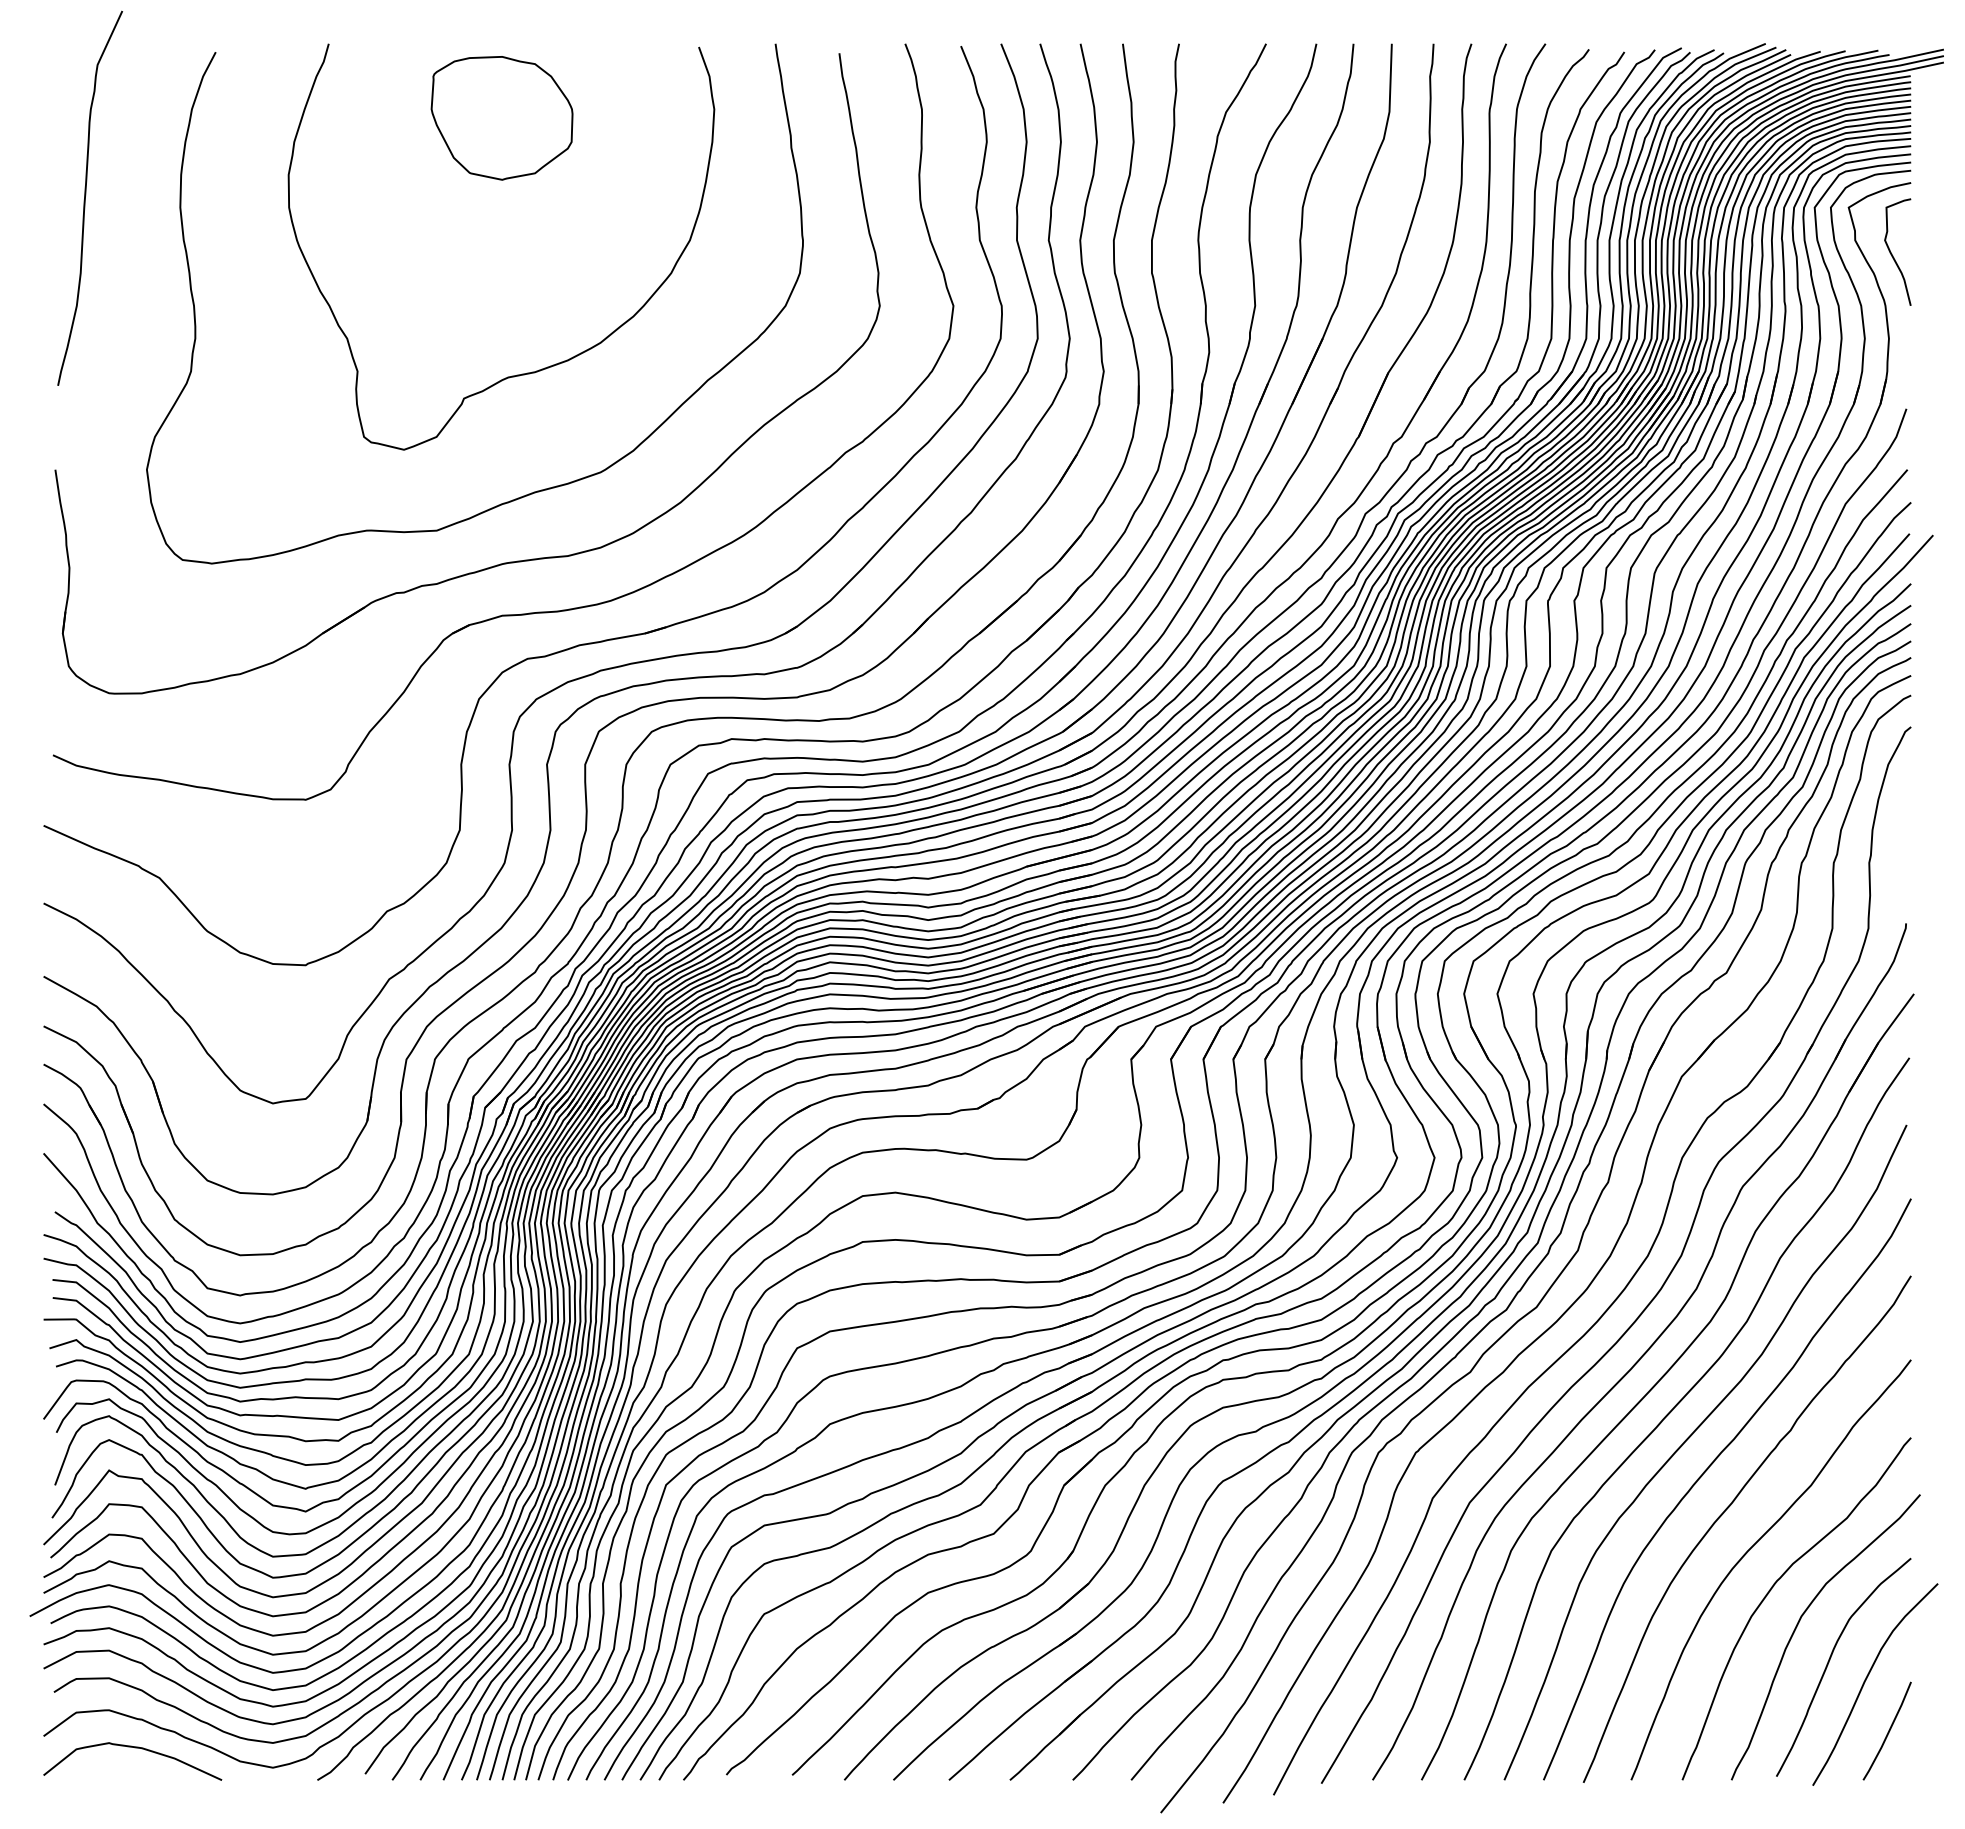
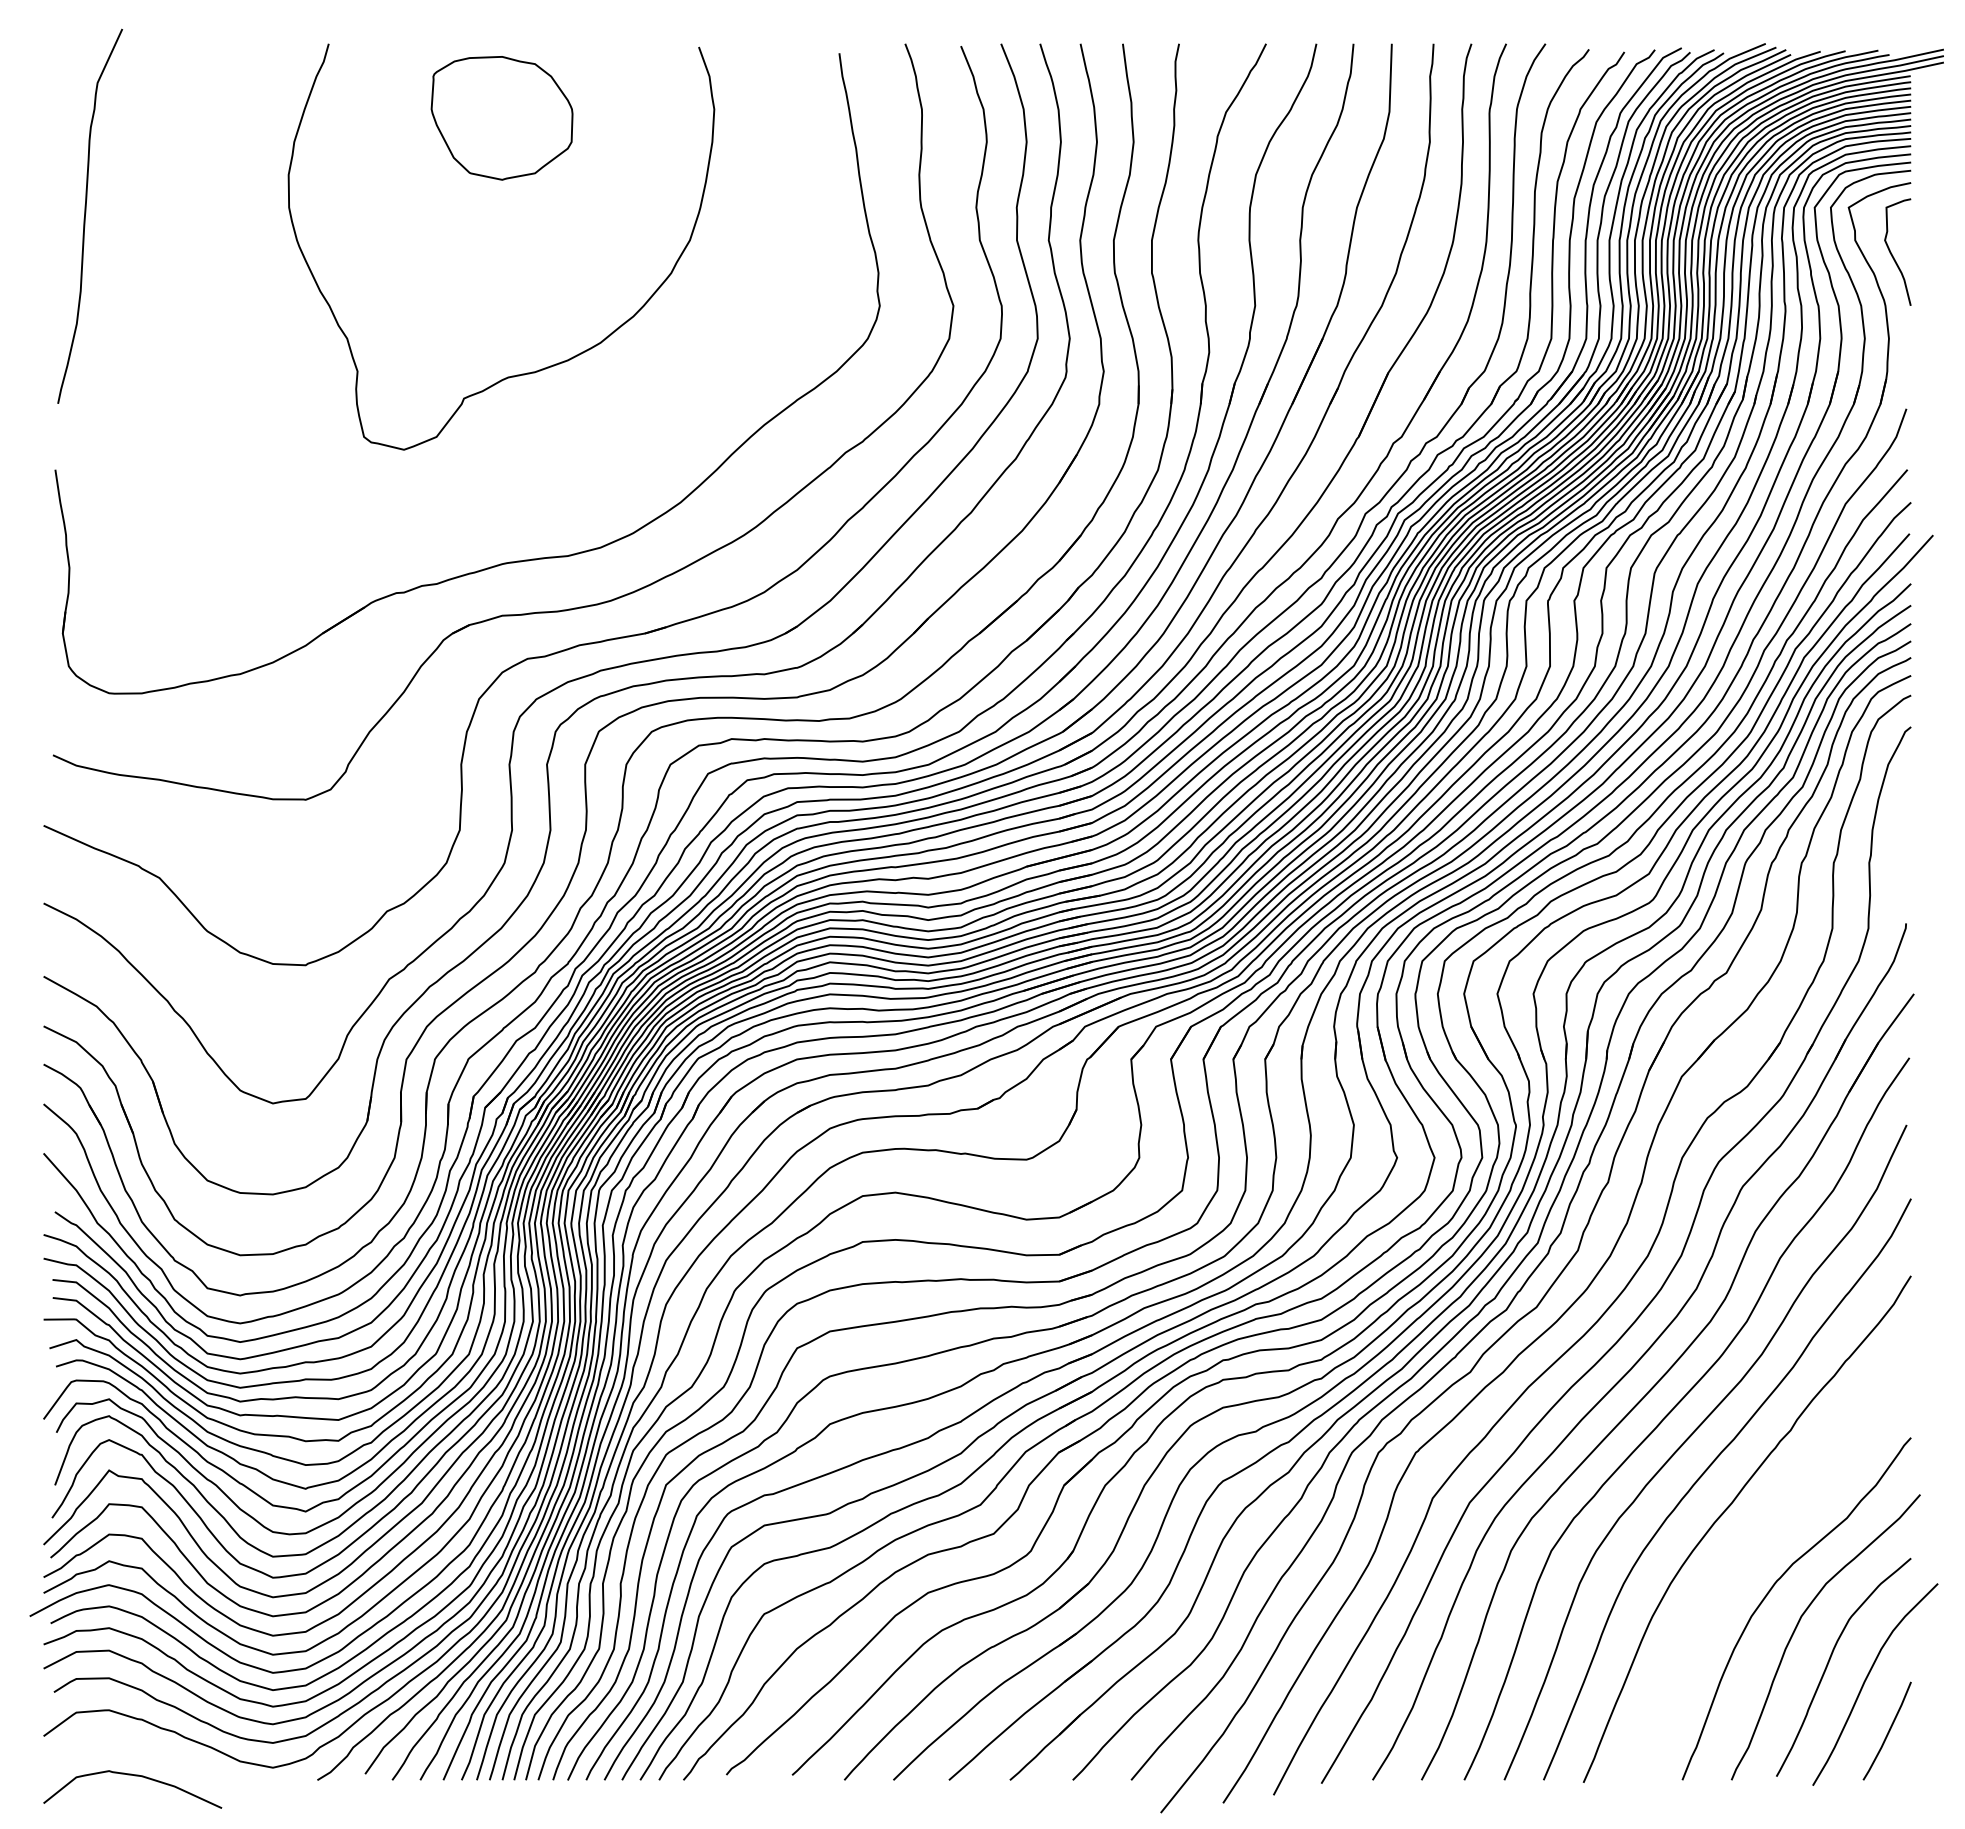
curve position: (86, 195) -> (86, 213) (86, 213)
curve: present -> none (537, 490)
curve: present -> none (1747, 1553)
curve position: (134, 1748) -> (134, 1776) (134, 1776)
